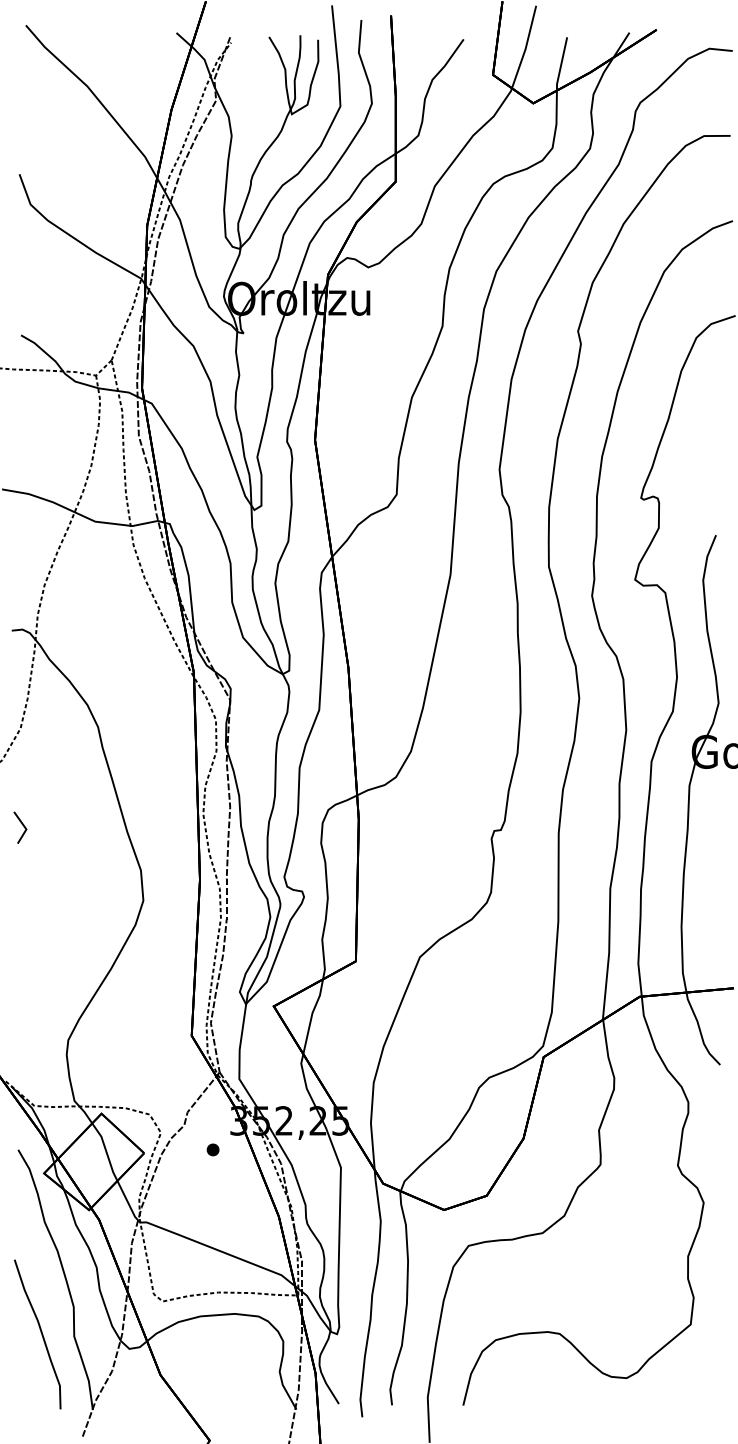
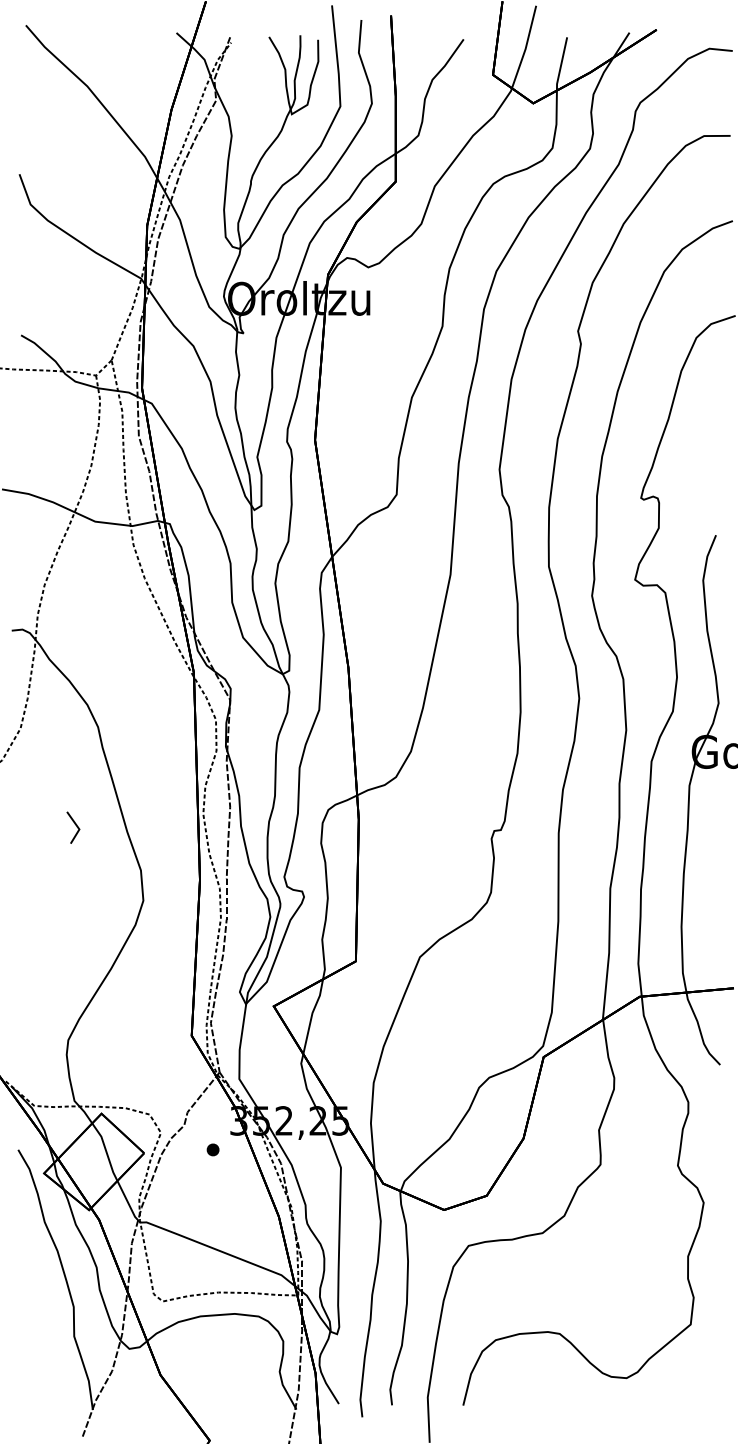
line position: (22, 825) -> (75, 825) (75, 825)
curve: present -> none (40, 1332)
